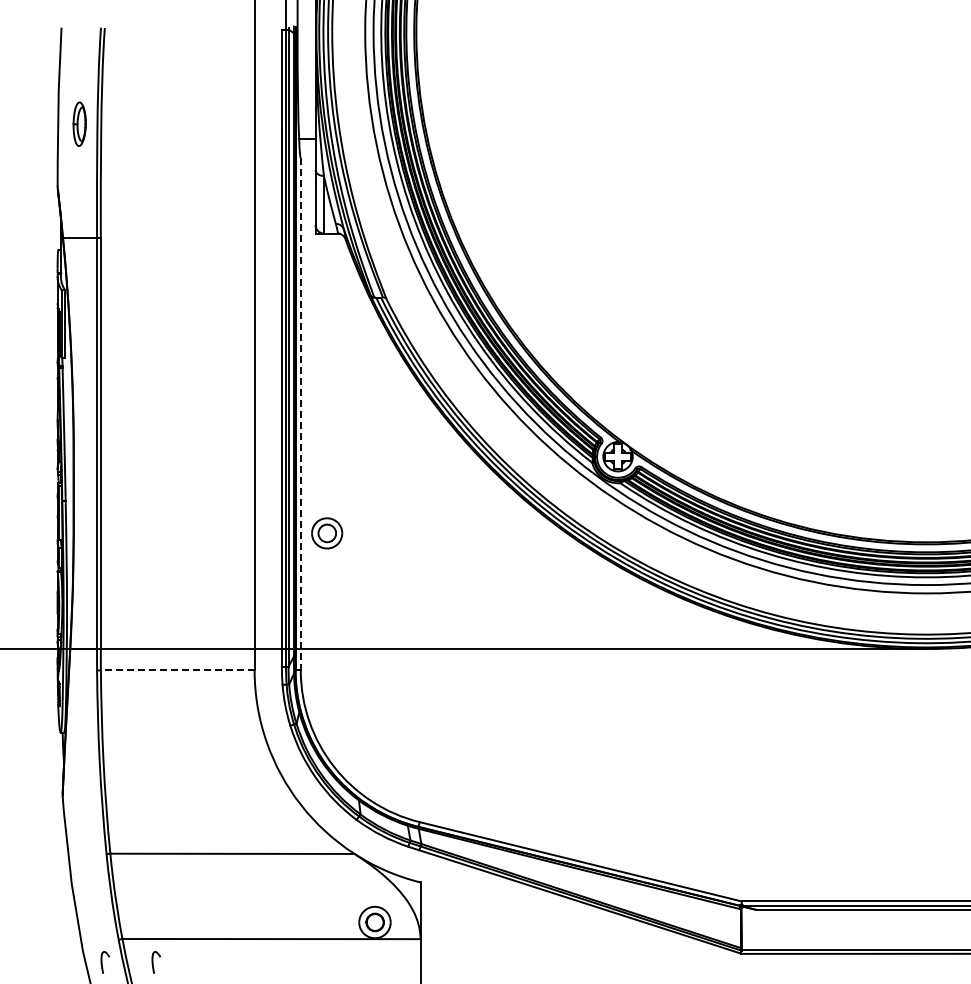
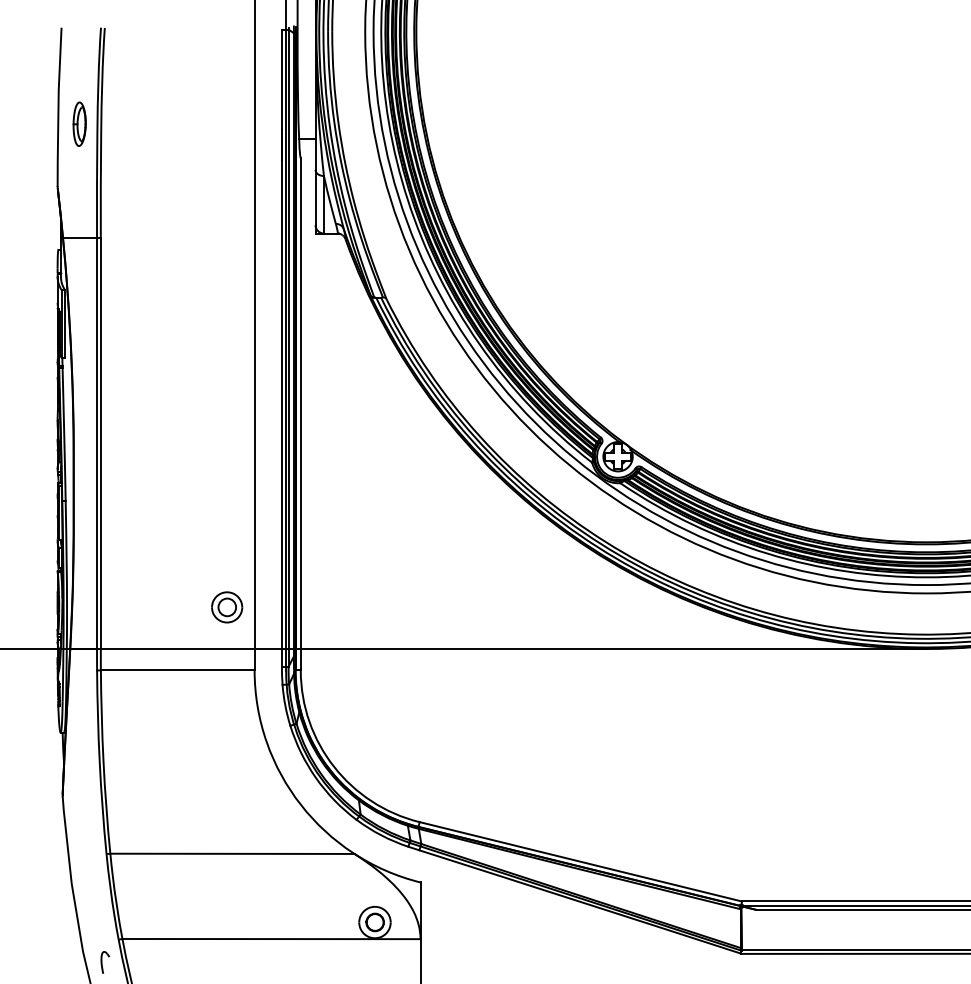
line: dashed -> solid (300, 414)
part position: (327, 533) -> (227, 607) (227, 607)
line: dashed -> solid (177, 670)
part: present -> none (156, 962)
